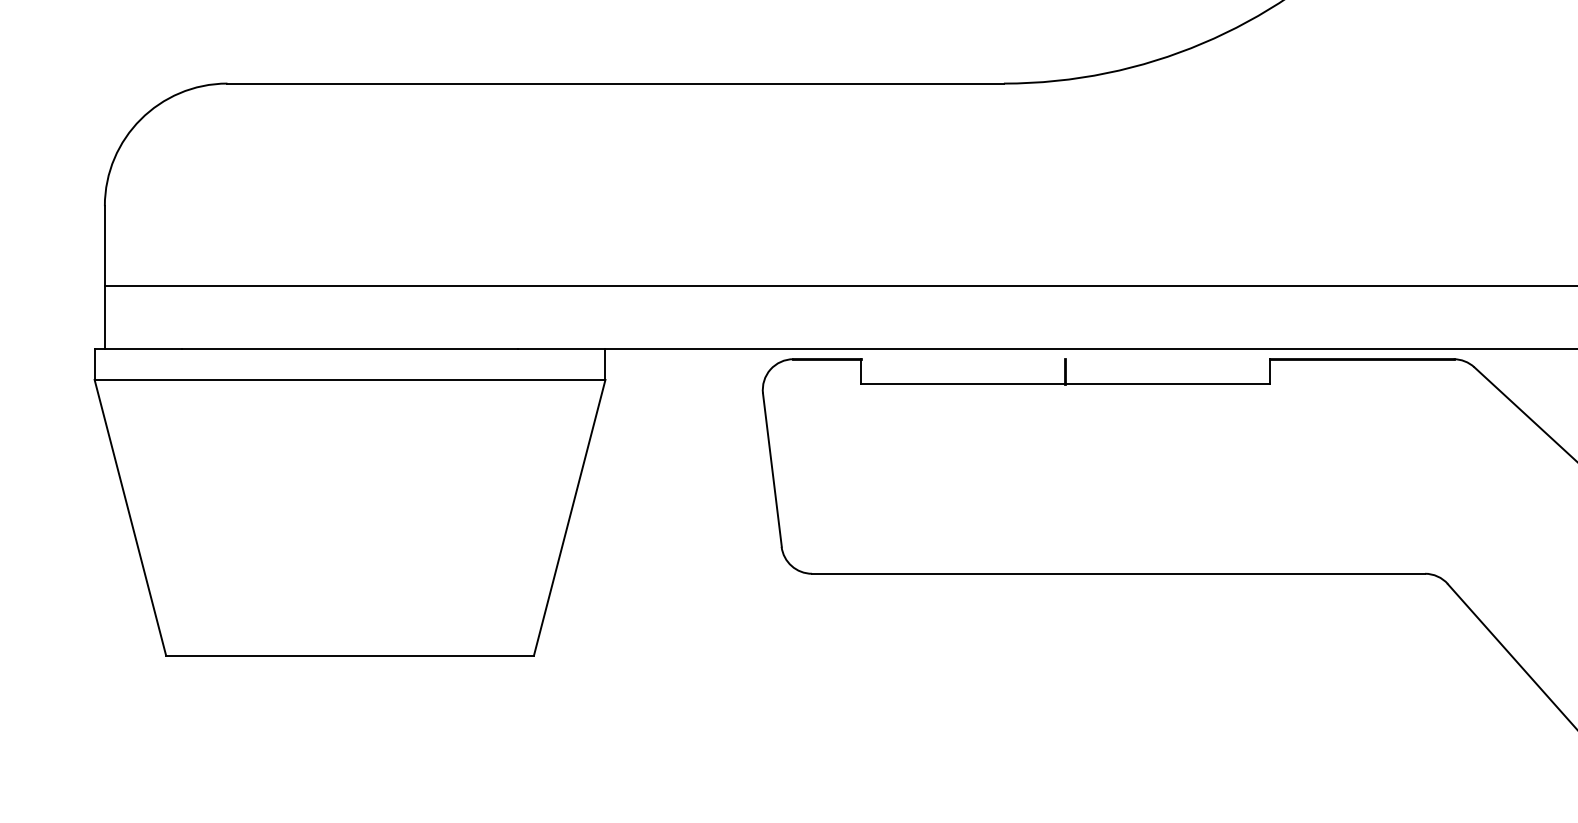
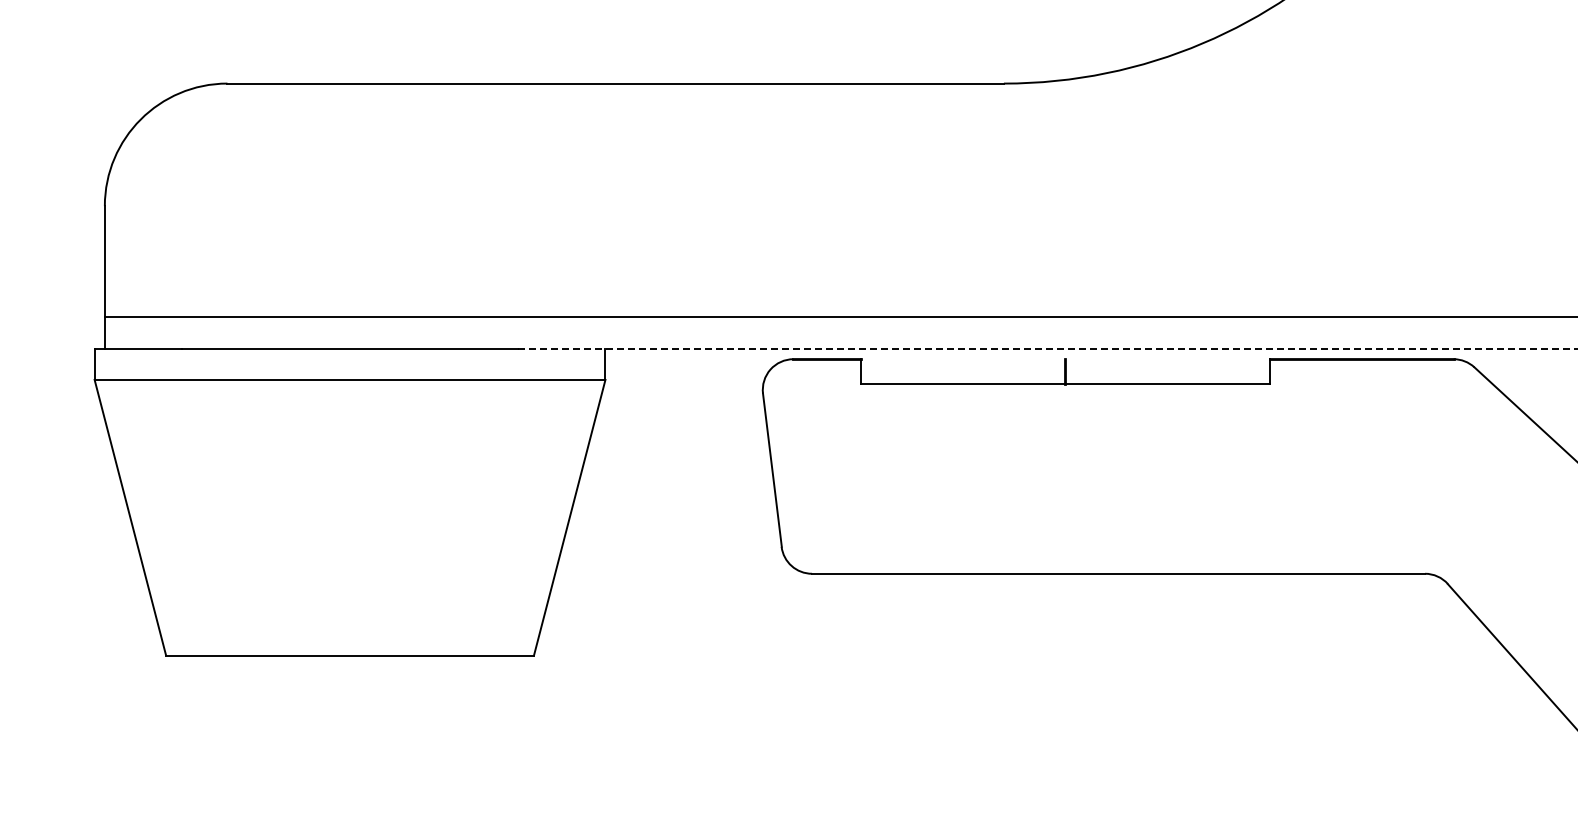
line position: (839, 285) -> (839, 316) (839, 316)
line: solid -> dashed (1047, 349)
